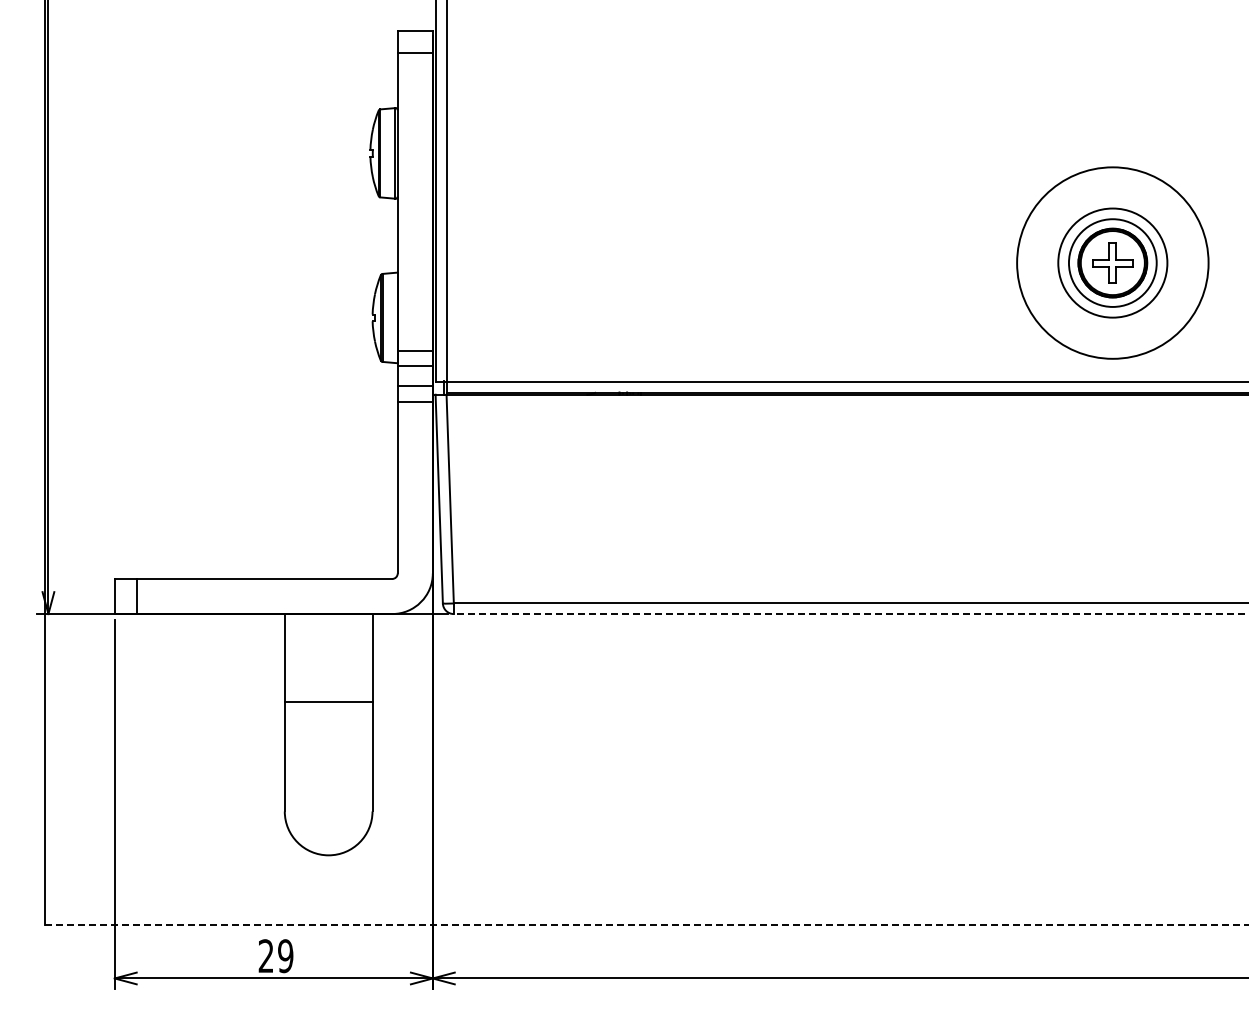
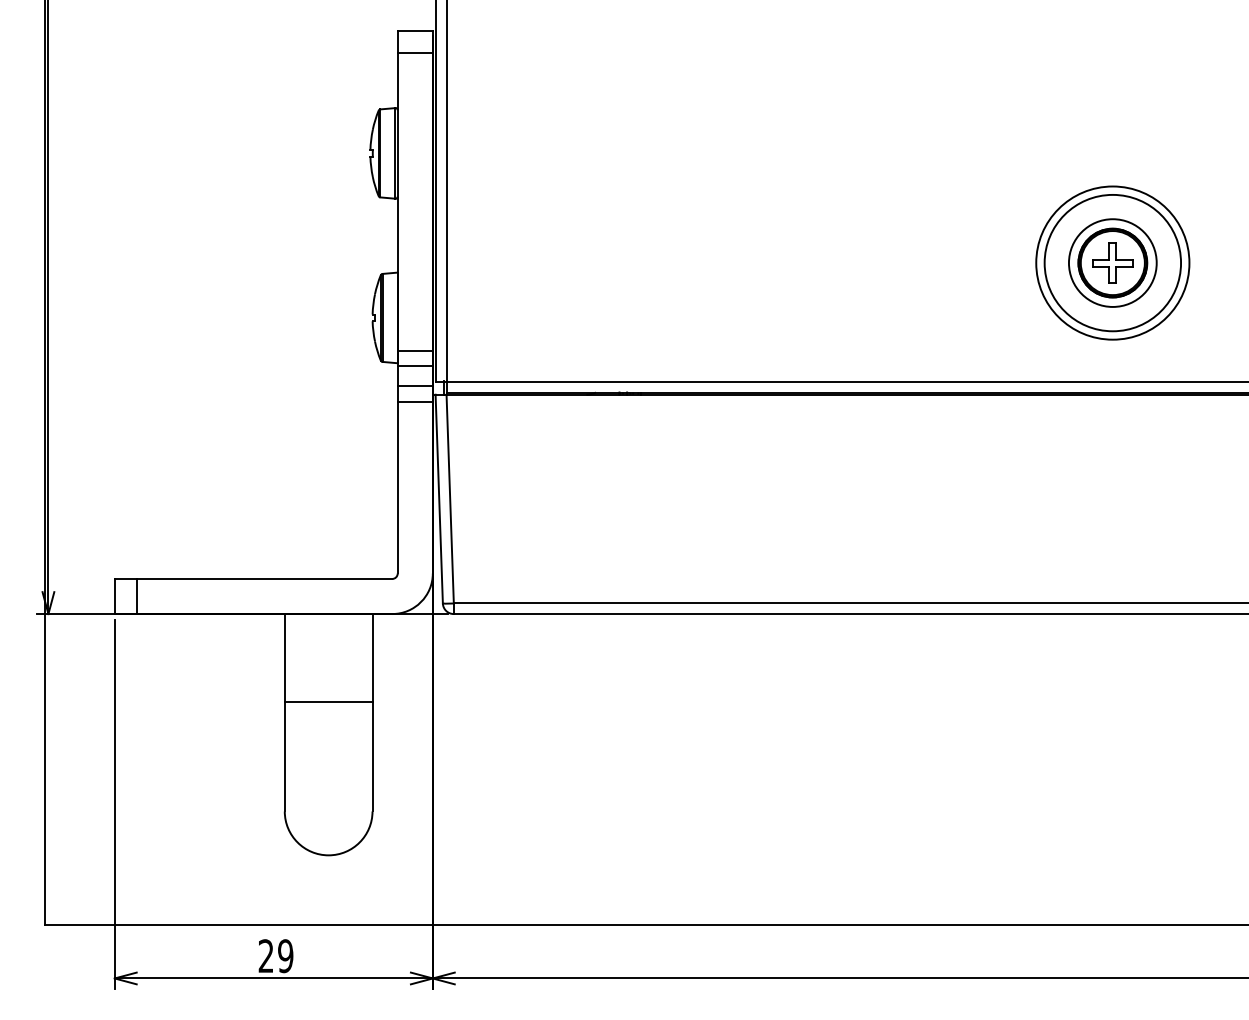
circle diameter: 109 px -> 136 px (1112, 262)
circle diameter: 191 px -> 153 px (1112, 262)
line: dashed -> solid (850, 614)
line: dashed -> solid (647, 925)
